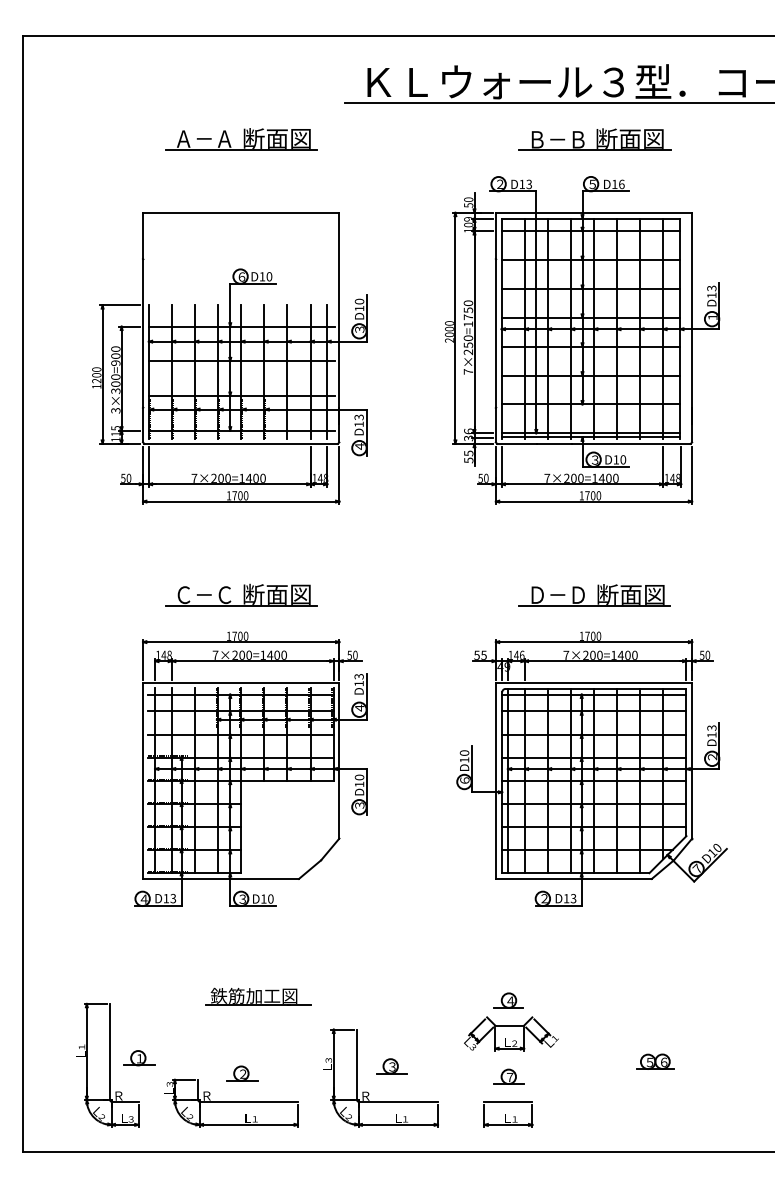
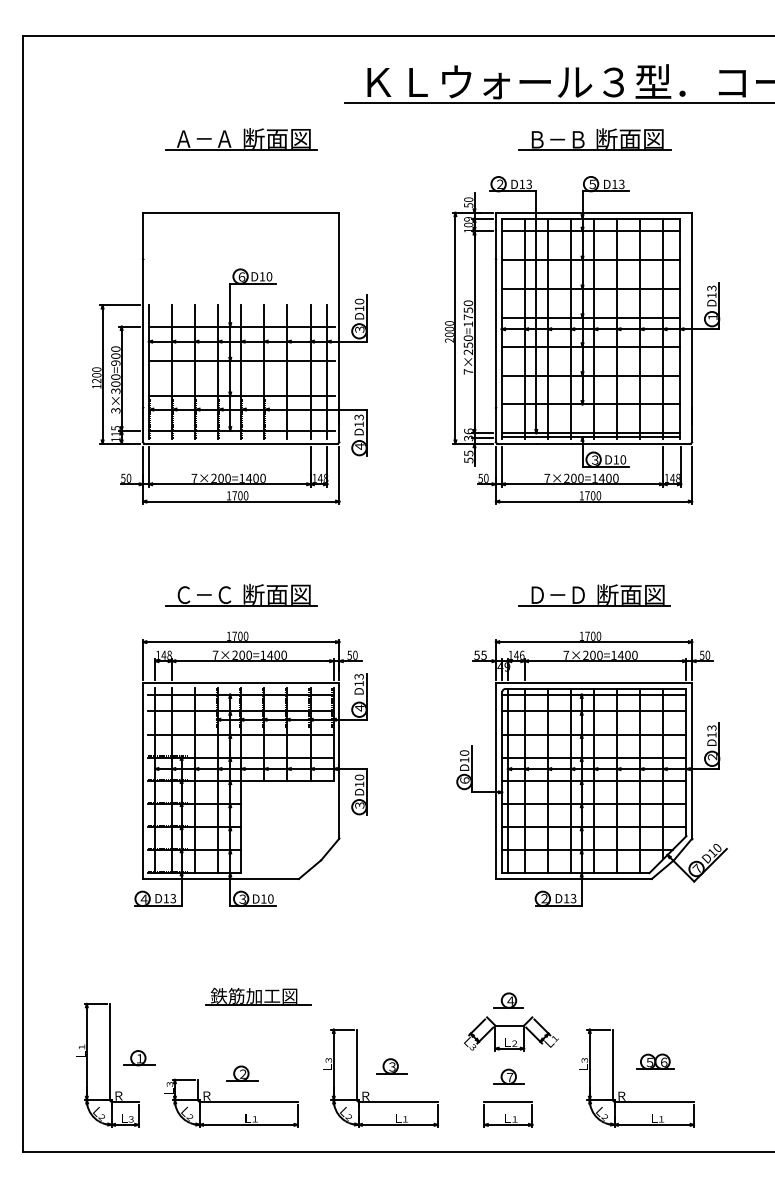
text: D16 -> D13 (621, 183)
part: none -> present (624, 1092)
